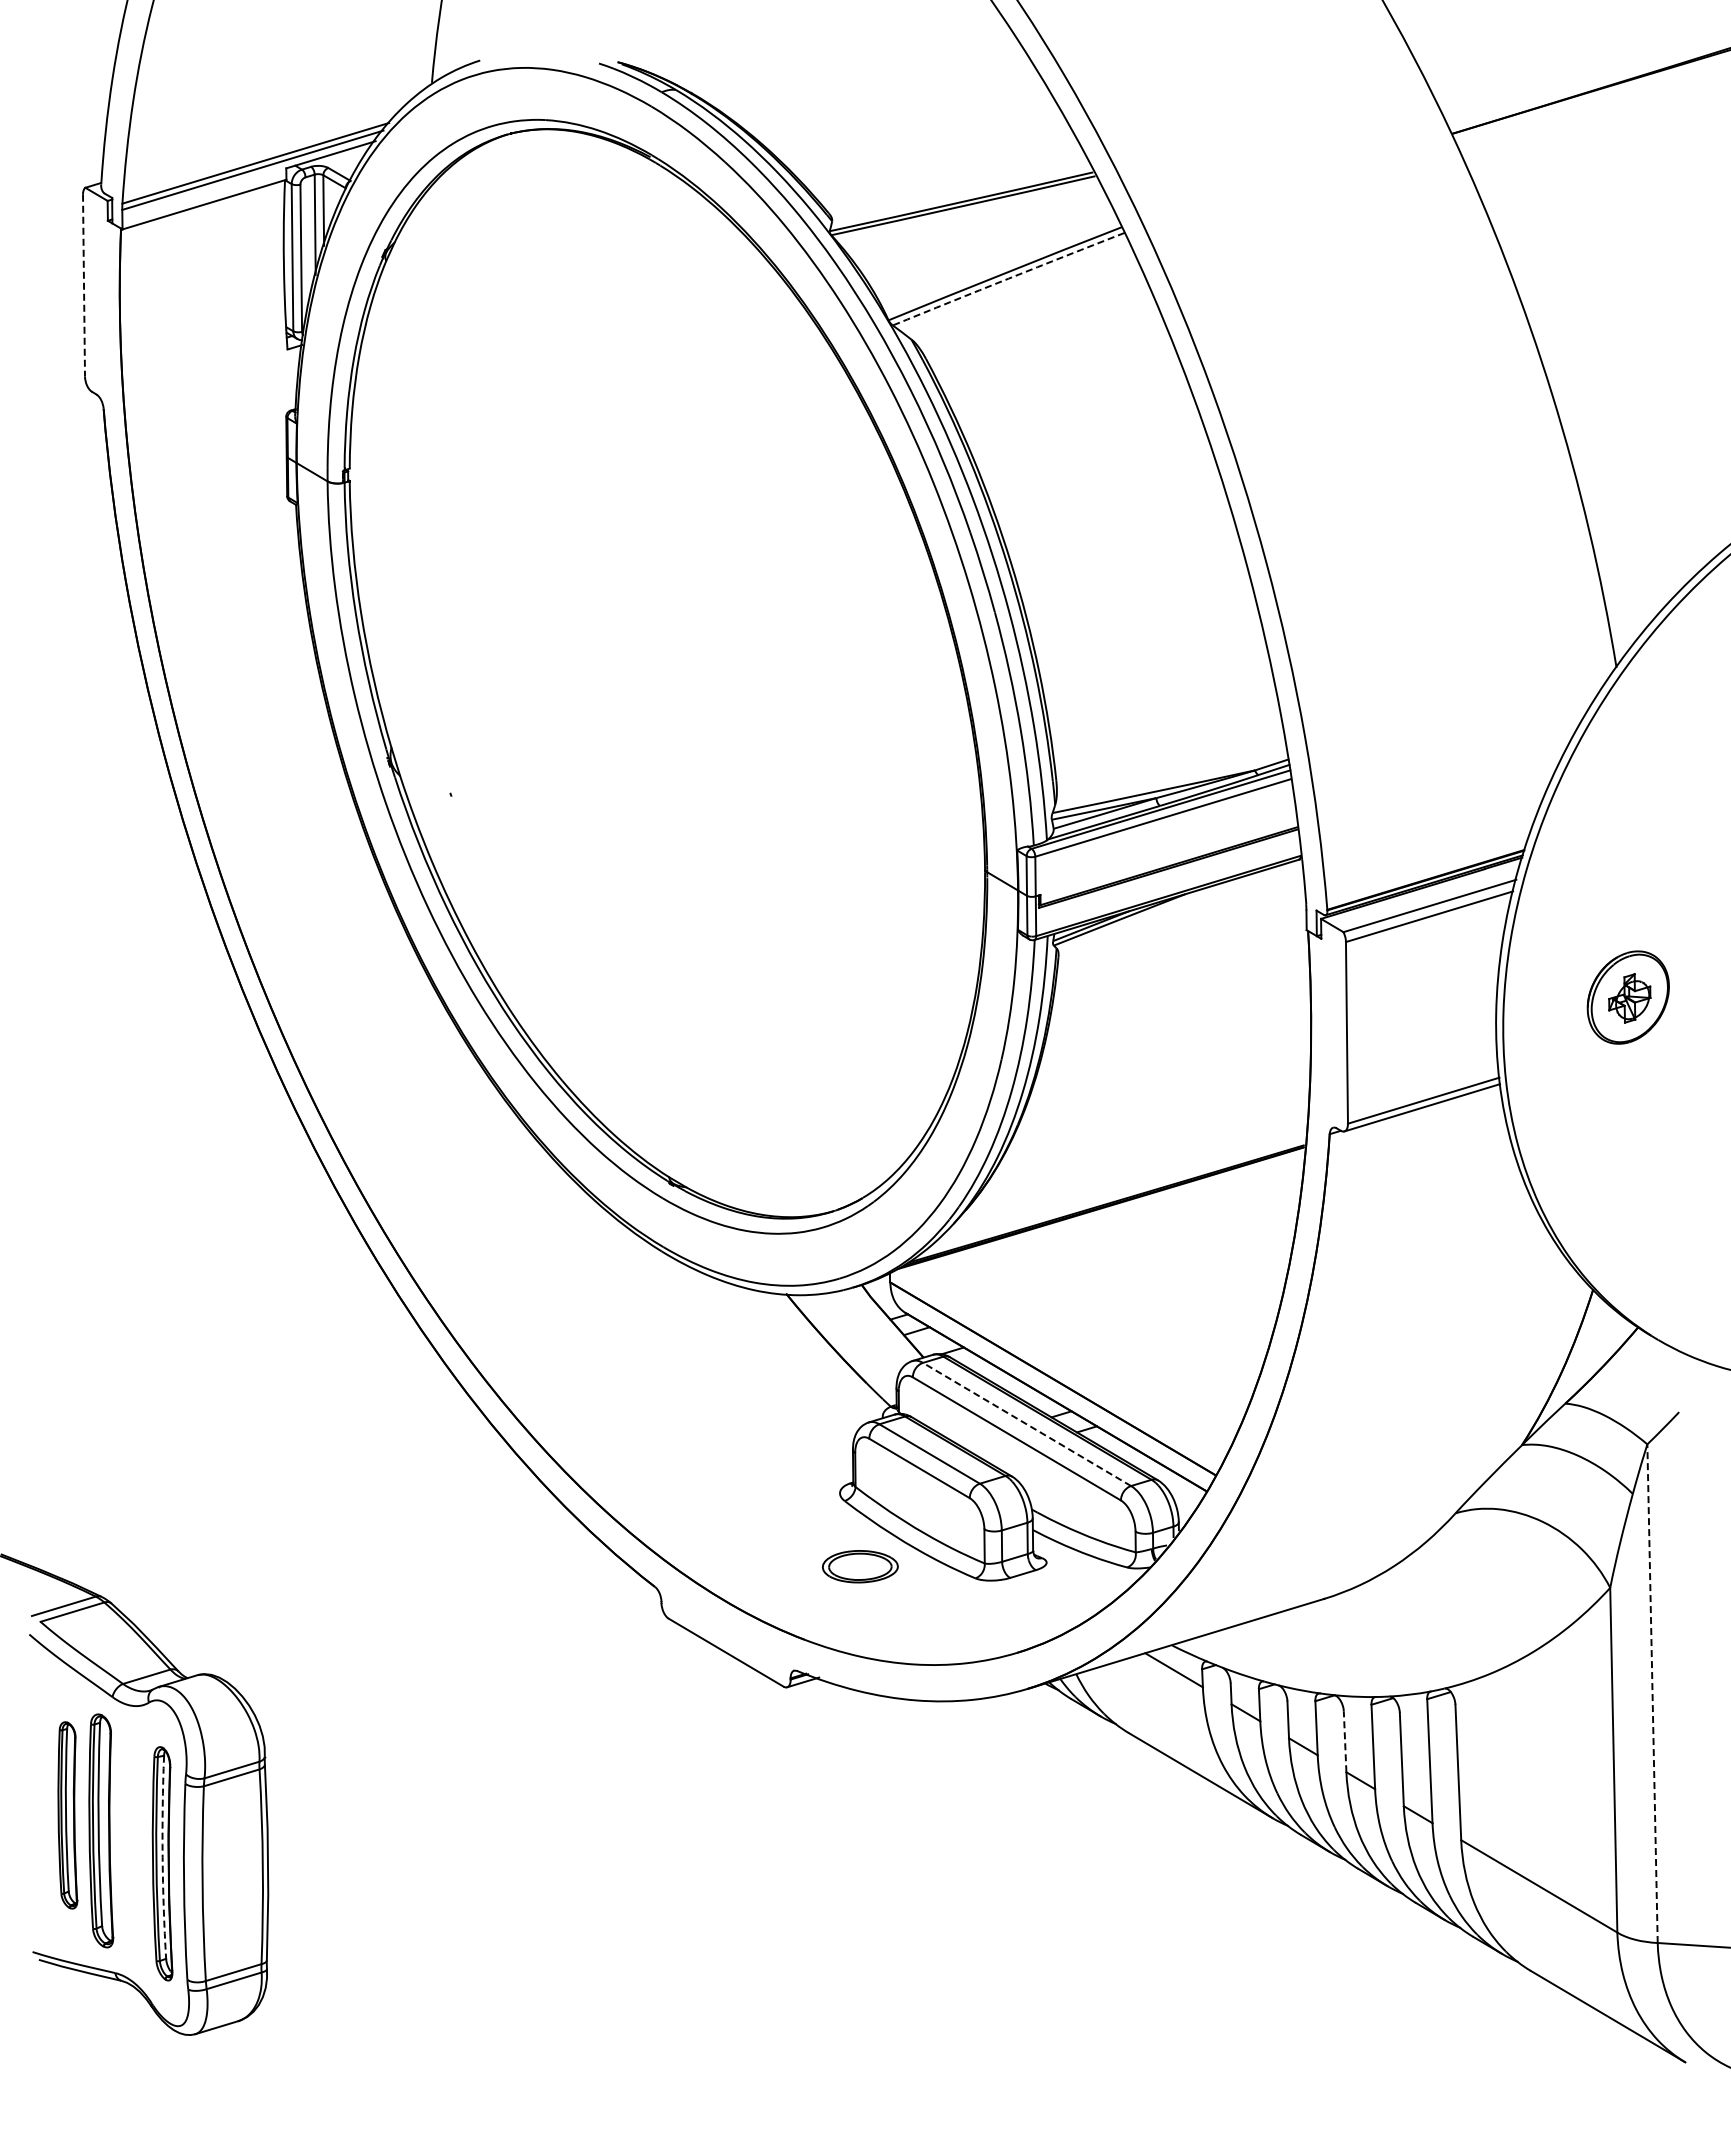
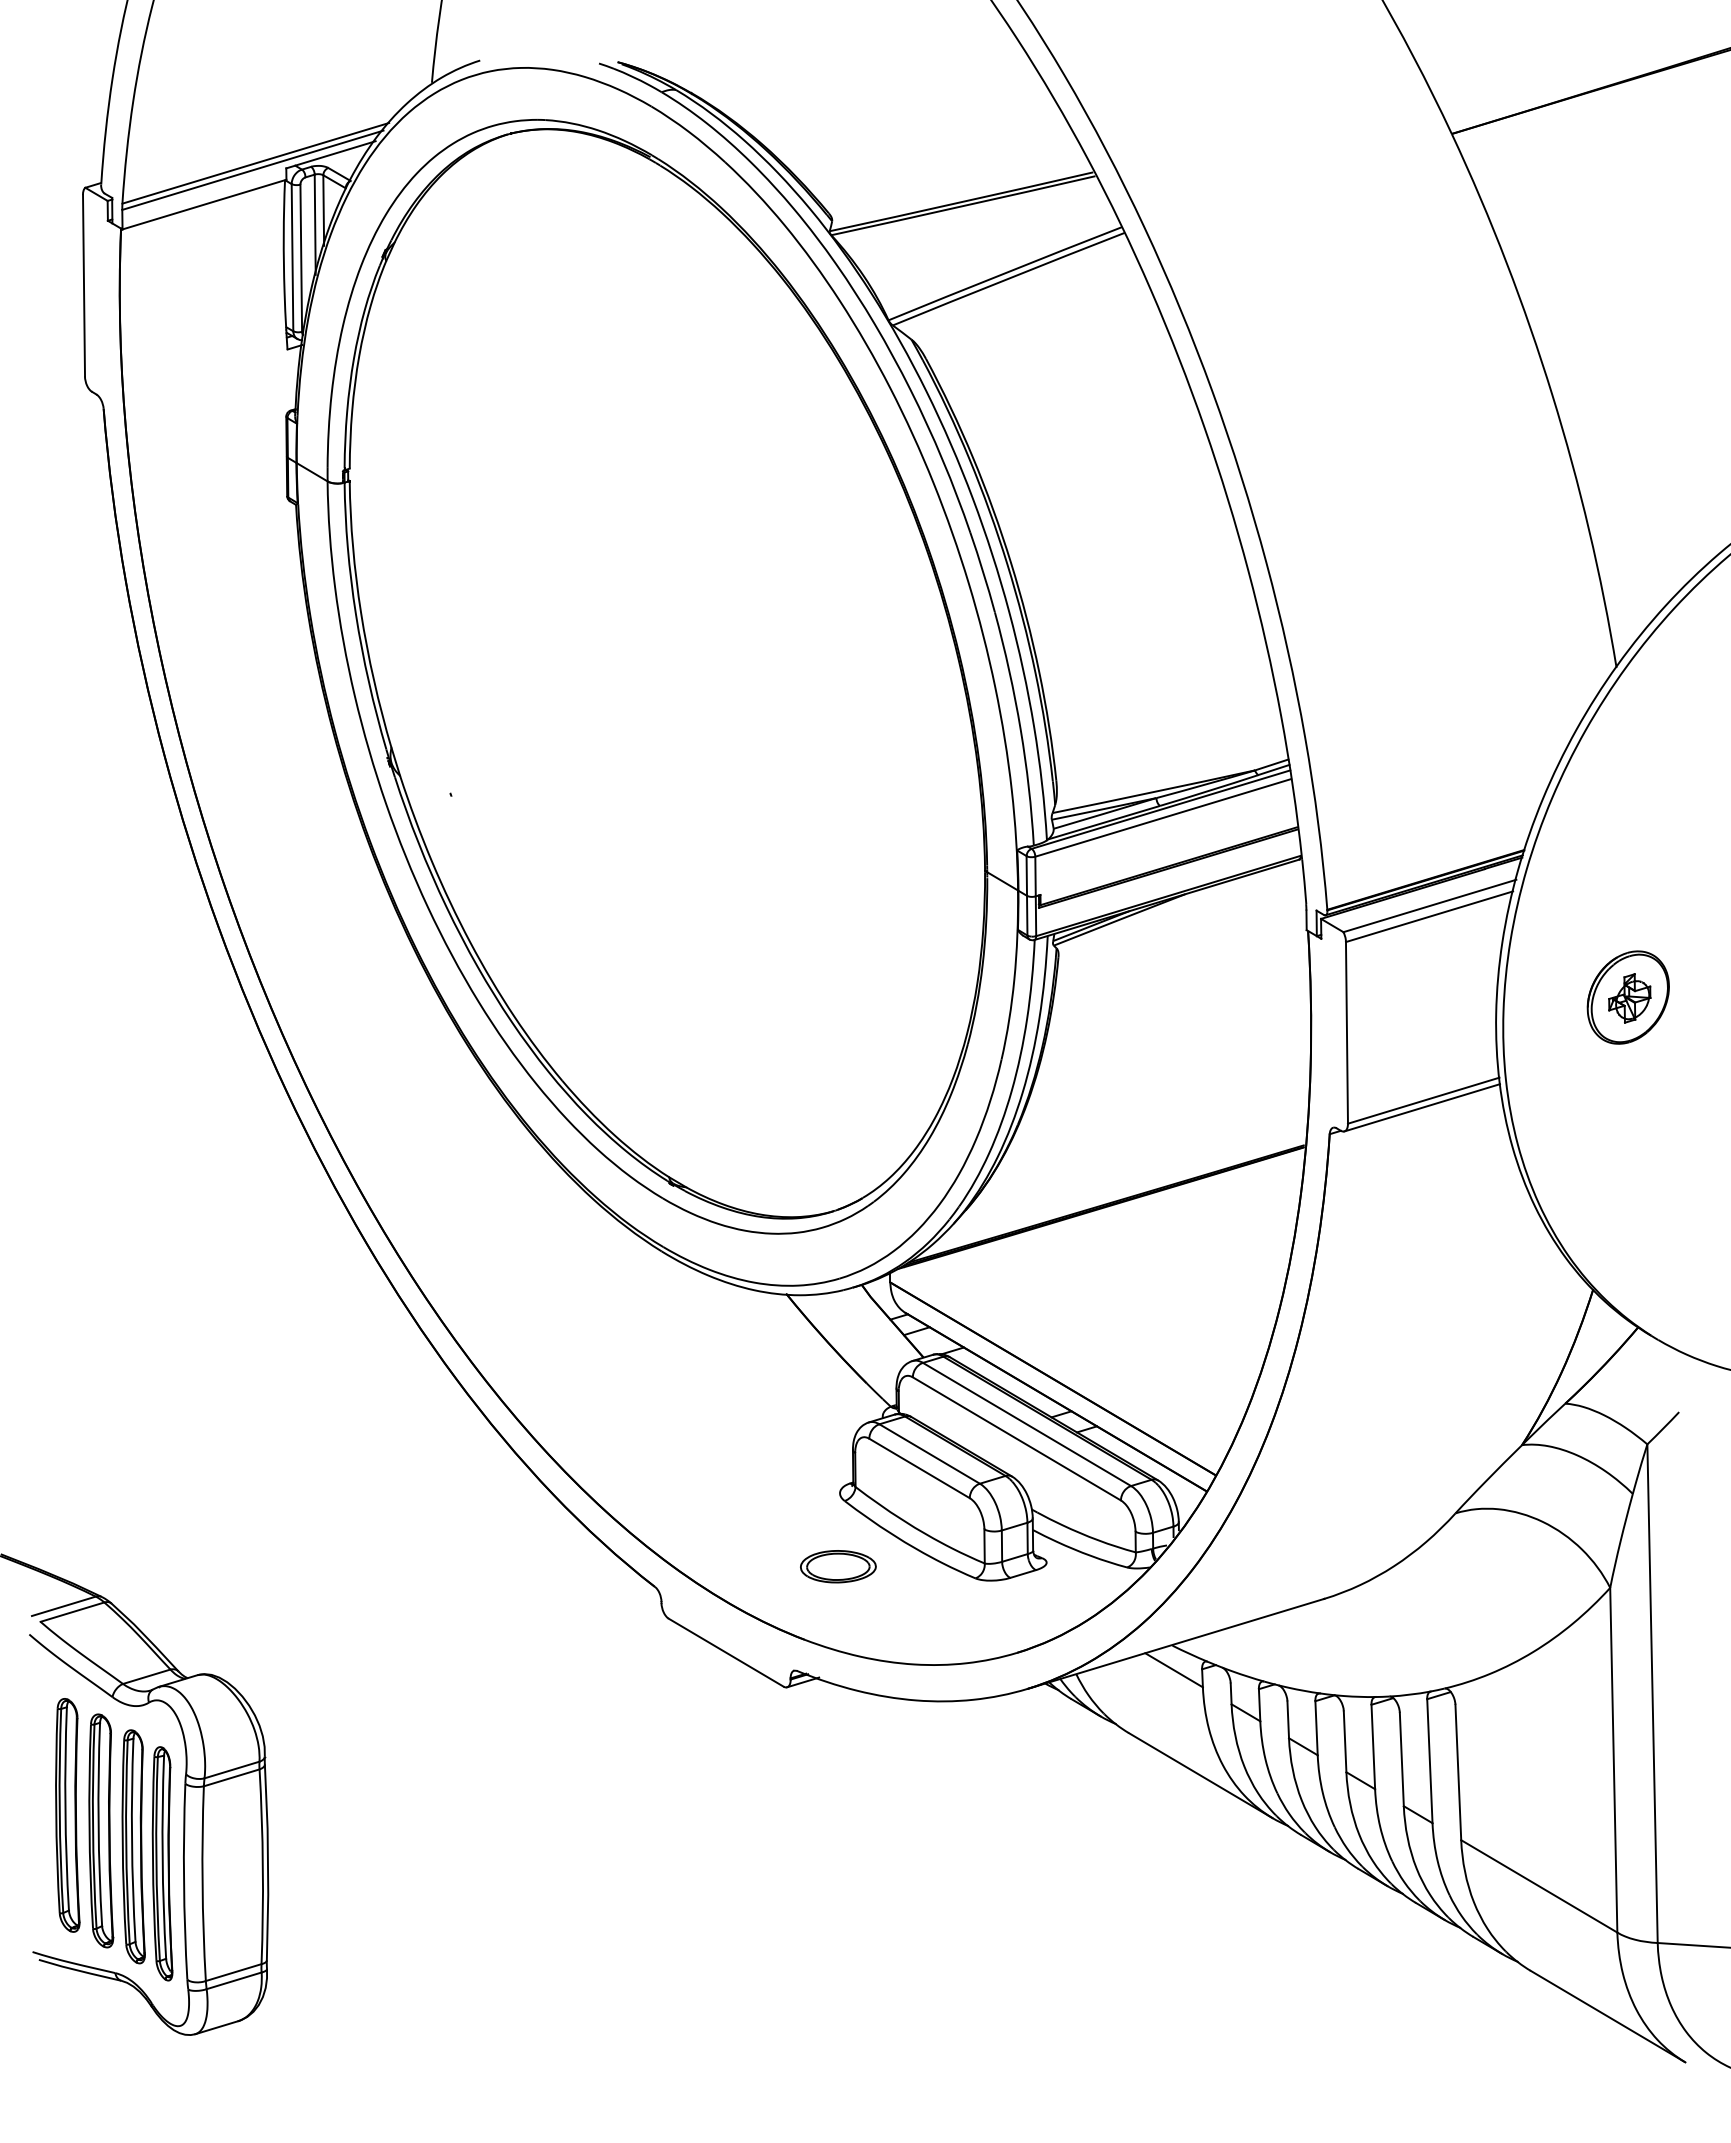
arc: dashed -> solid (1008, 278)
line: dashed -> solid (84, 285)
line: dashed -> solid (1027, 1424)
part position: (860, 1566) -> (838, 1566) (838, 1566)
line: dashed -> solid (1652, 1693)
line: dashed -> solid (1345, 1741)
part size: 22x189 px -> 26x235 px (67, 1815)
part: none -> present (133, 1846)
arc: dashed -> solid (162, 1857)
